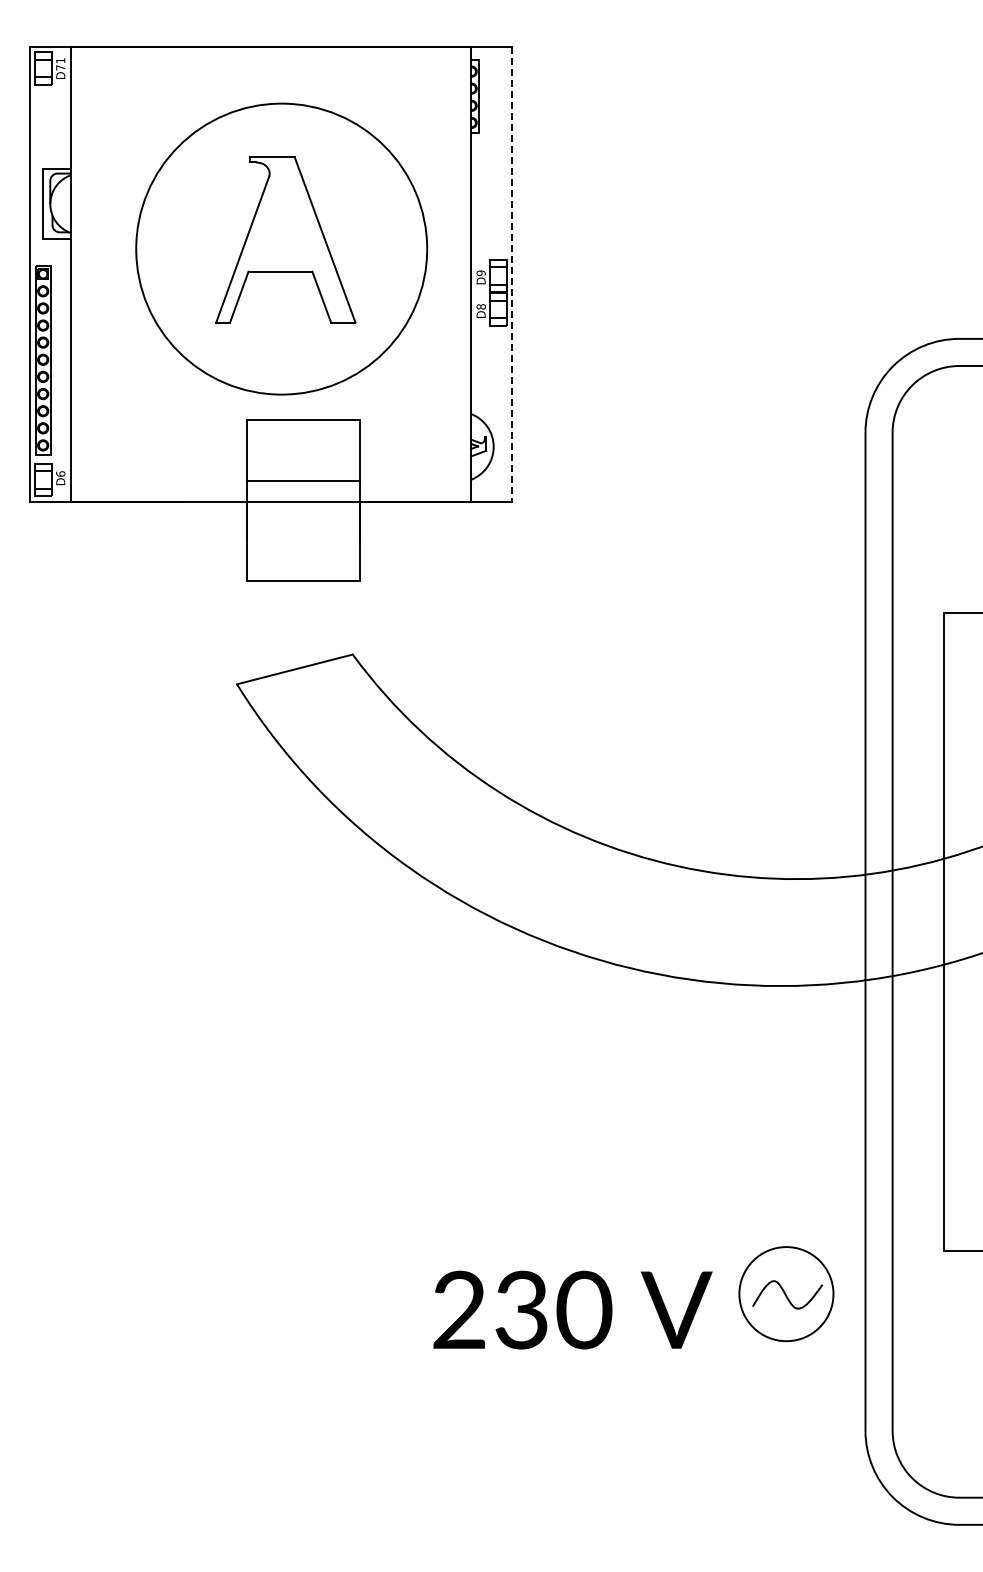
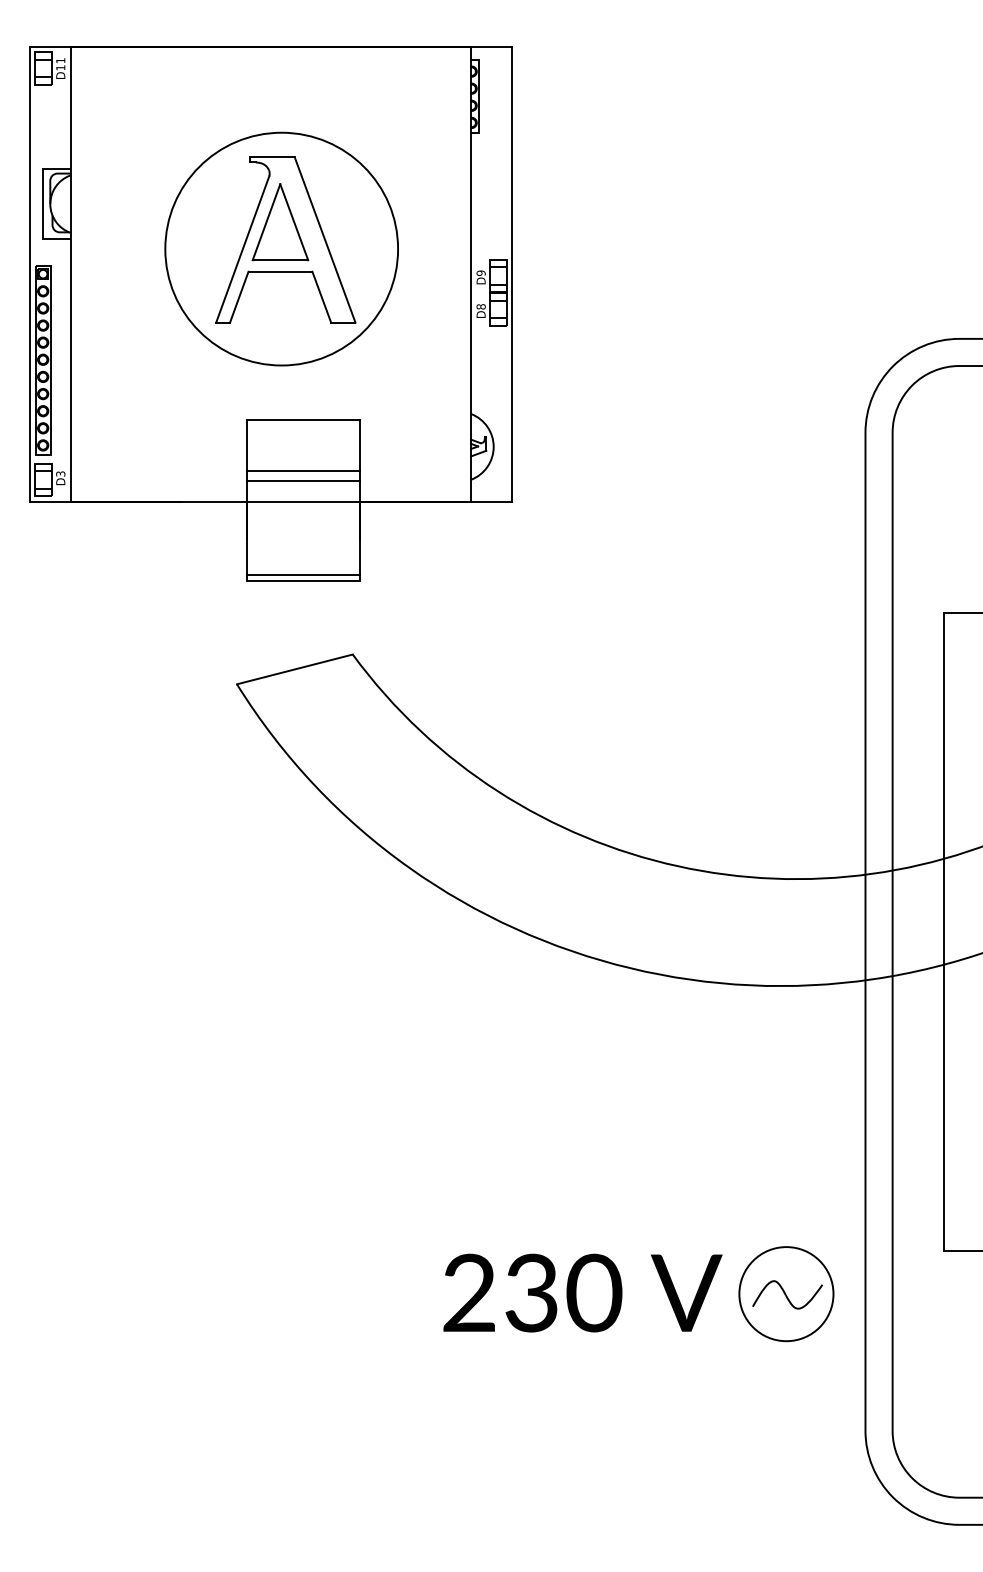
text: D71 -> D11 (60, 67)
part: none -> present (280, 222)
circle diameter: 291 px -> 233 px (281, 248)
line: dashed -> solid (512, 274)
line: none -> present (303, 471)
text: D6 -> D3 (60, 473)
line: none -> present (303, 574)
text position: (572, 1309) -> (582, 1292) (582, 1292)
